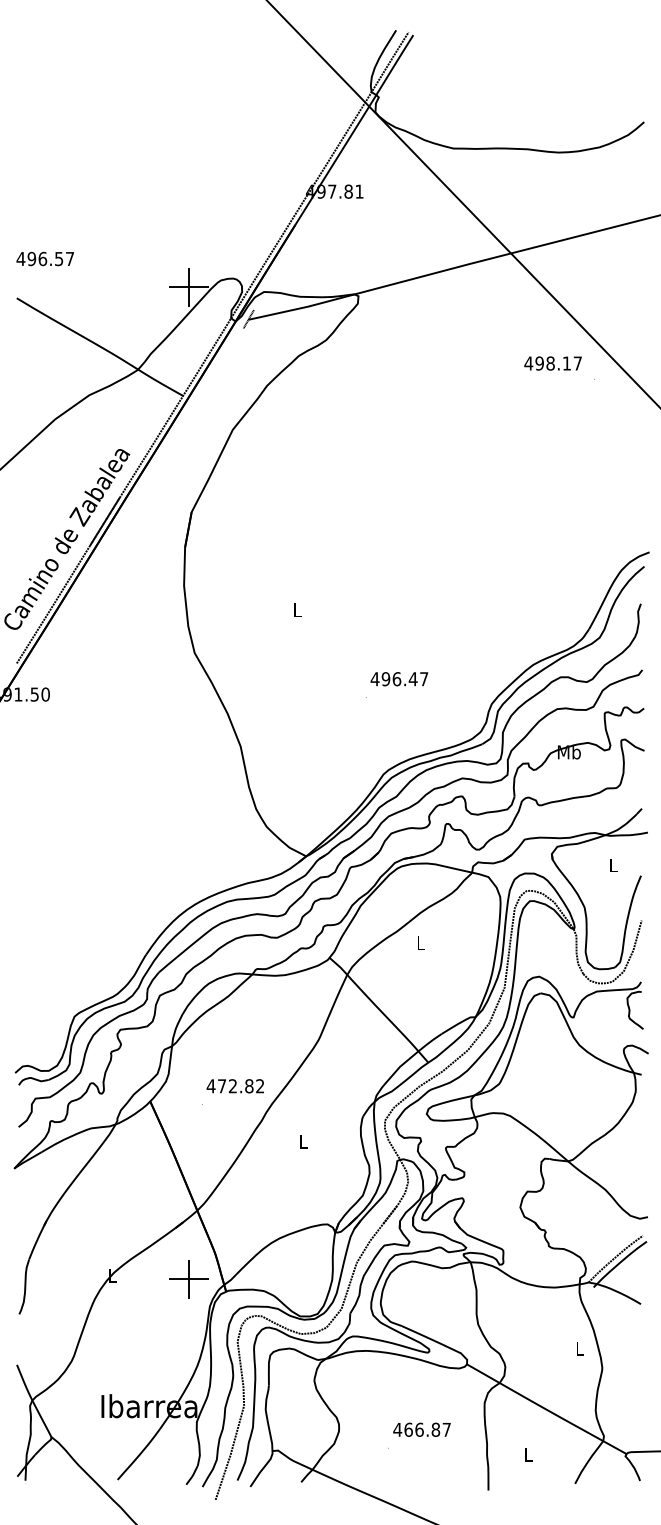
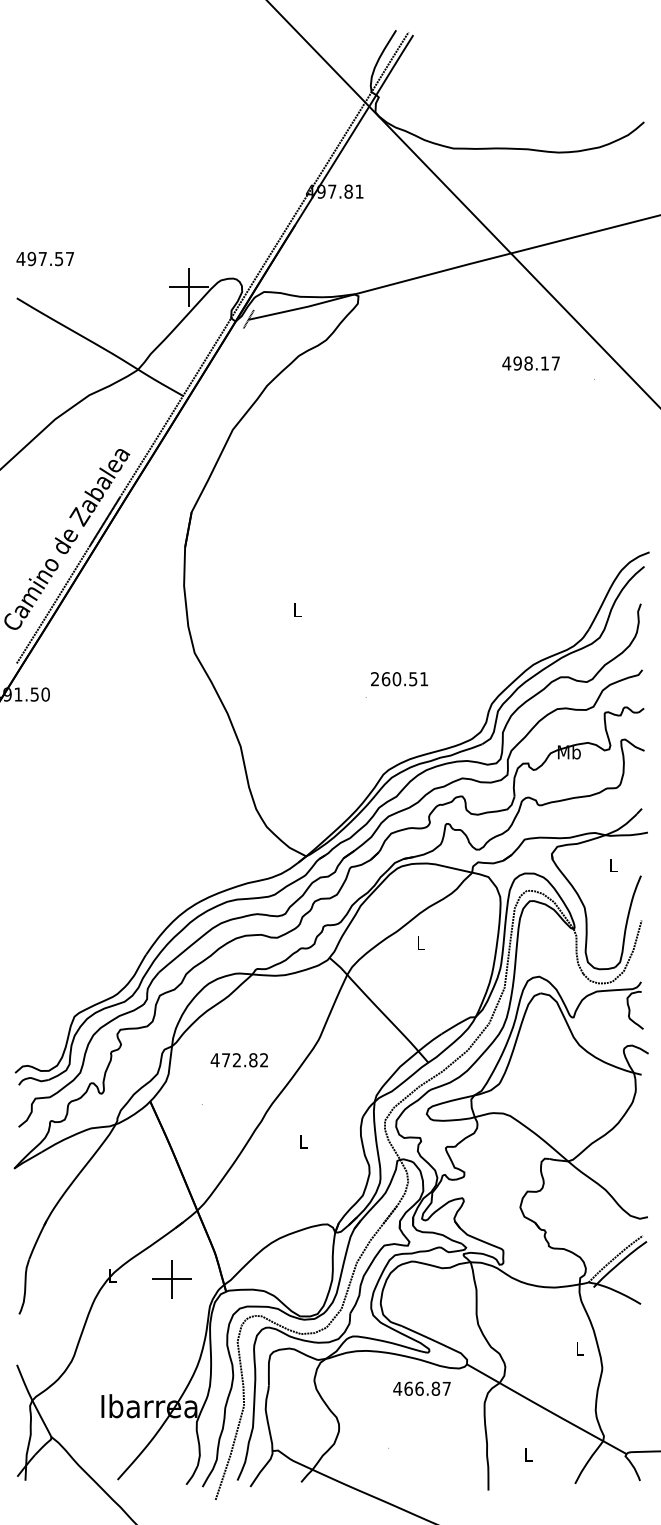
text: 496.57 -> 497.57 (42, 258)
text position: (552, 363) -> (530, 363) (530, 363)
text: 496.47 -> 260.51 (399, 679)
text position: (234, 1086) -> (238, 1060) (238, 1060)
part position: (188, 1279) -> (171, 1279) (171, 1279)
text position: (421, 1429) -> (421, 1388) (421, 1388)
